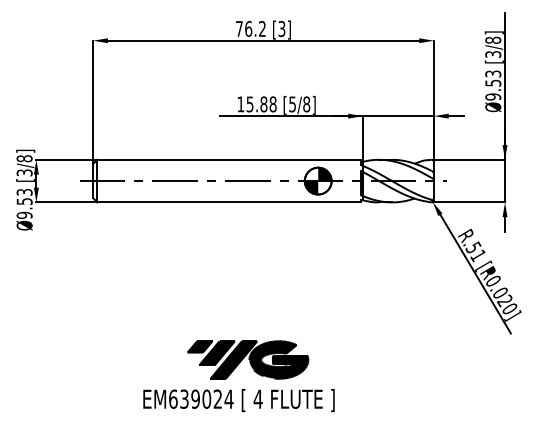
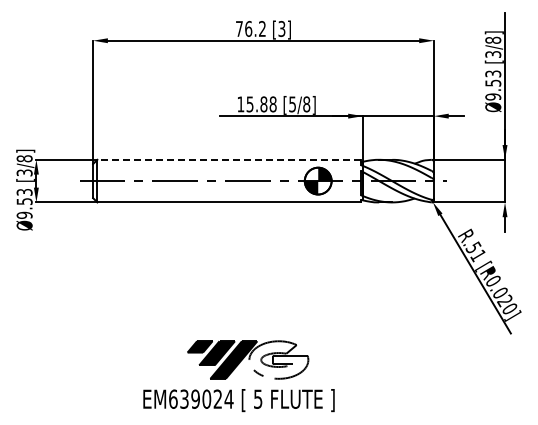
line: solid -> dashed (229, 159)
fill: present -> none (278, 359)
text: 4 -> 5 (257, 398)
